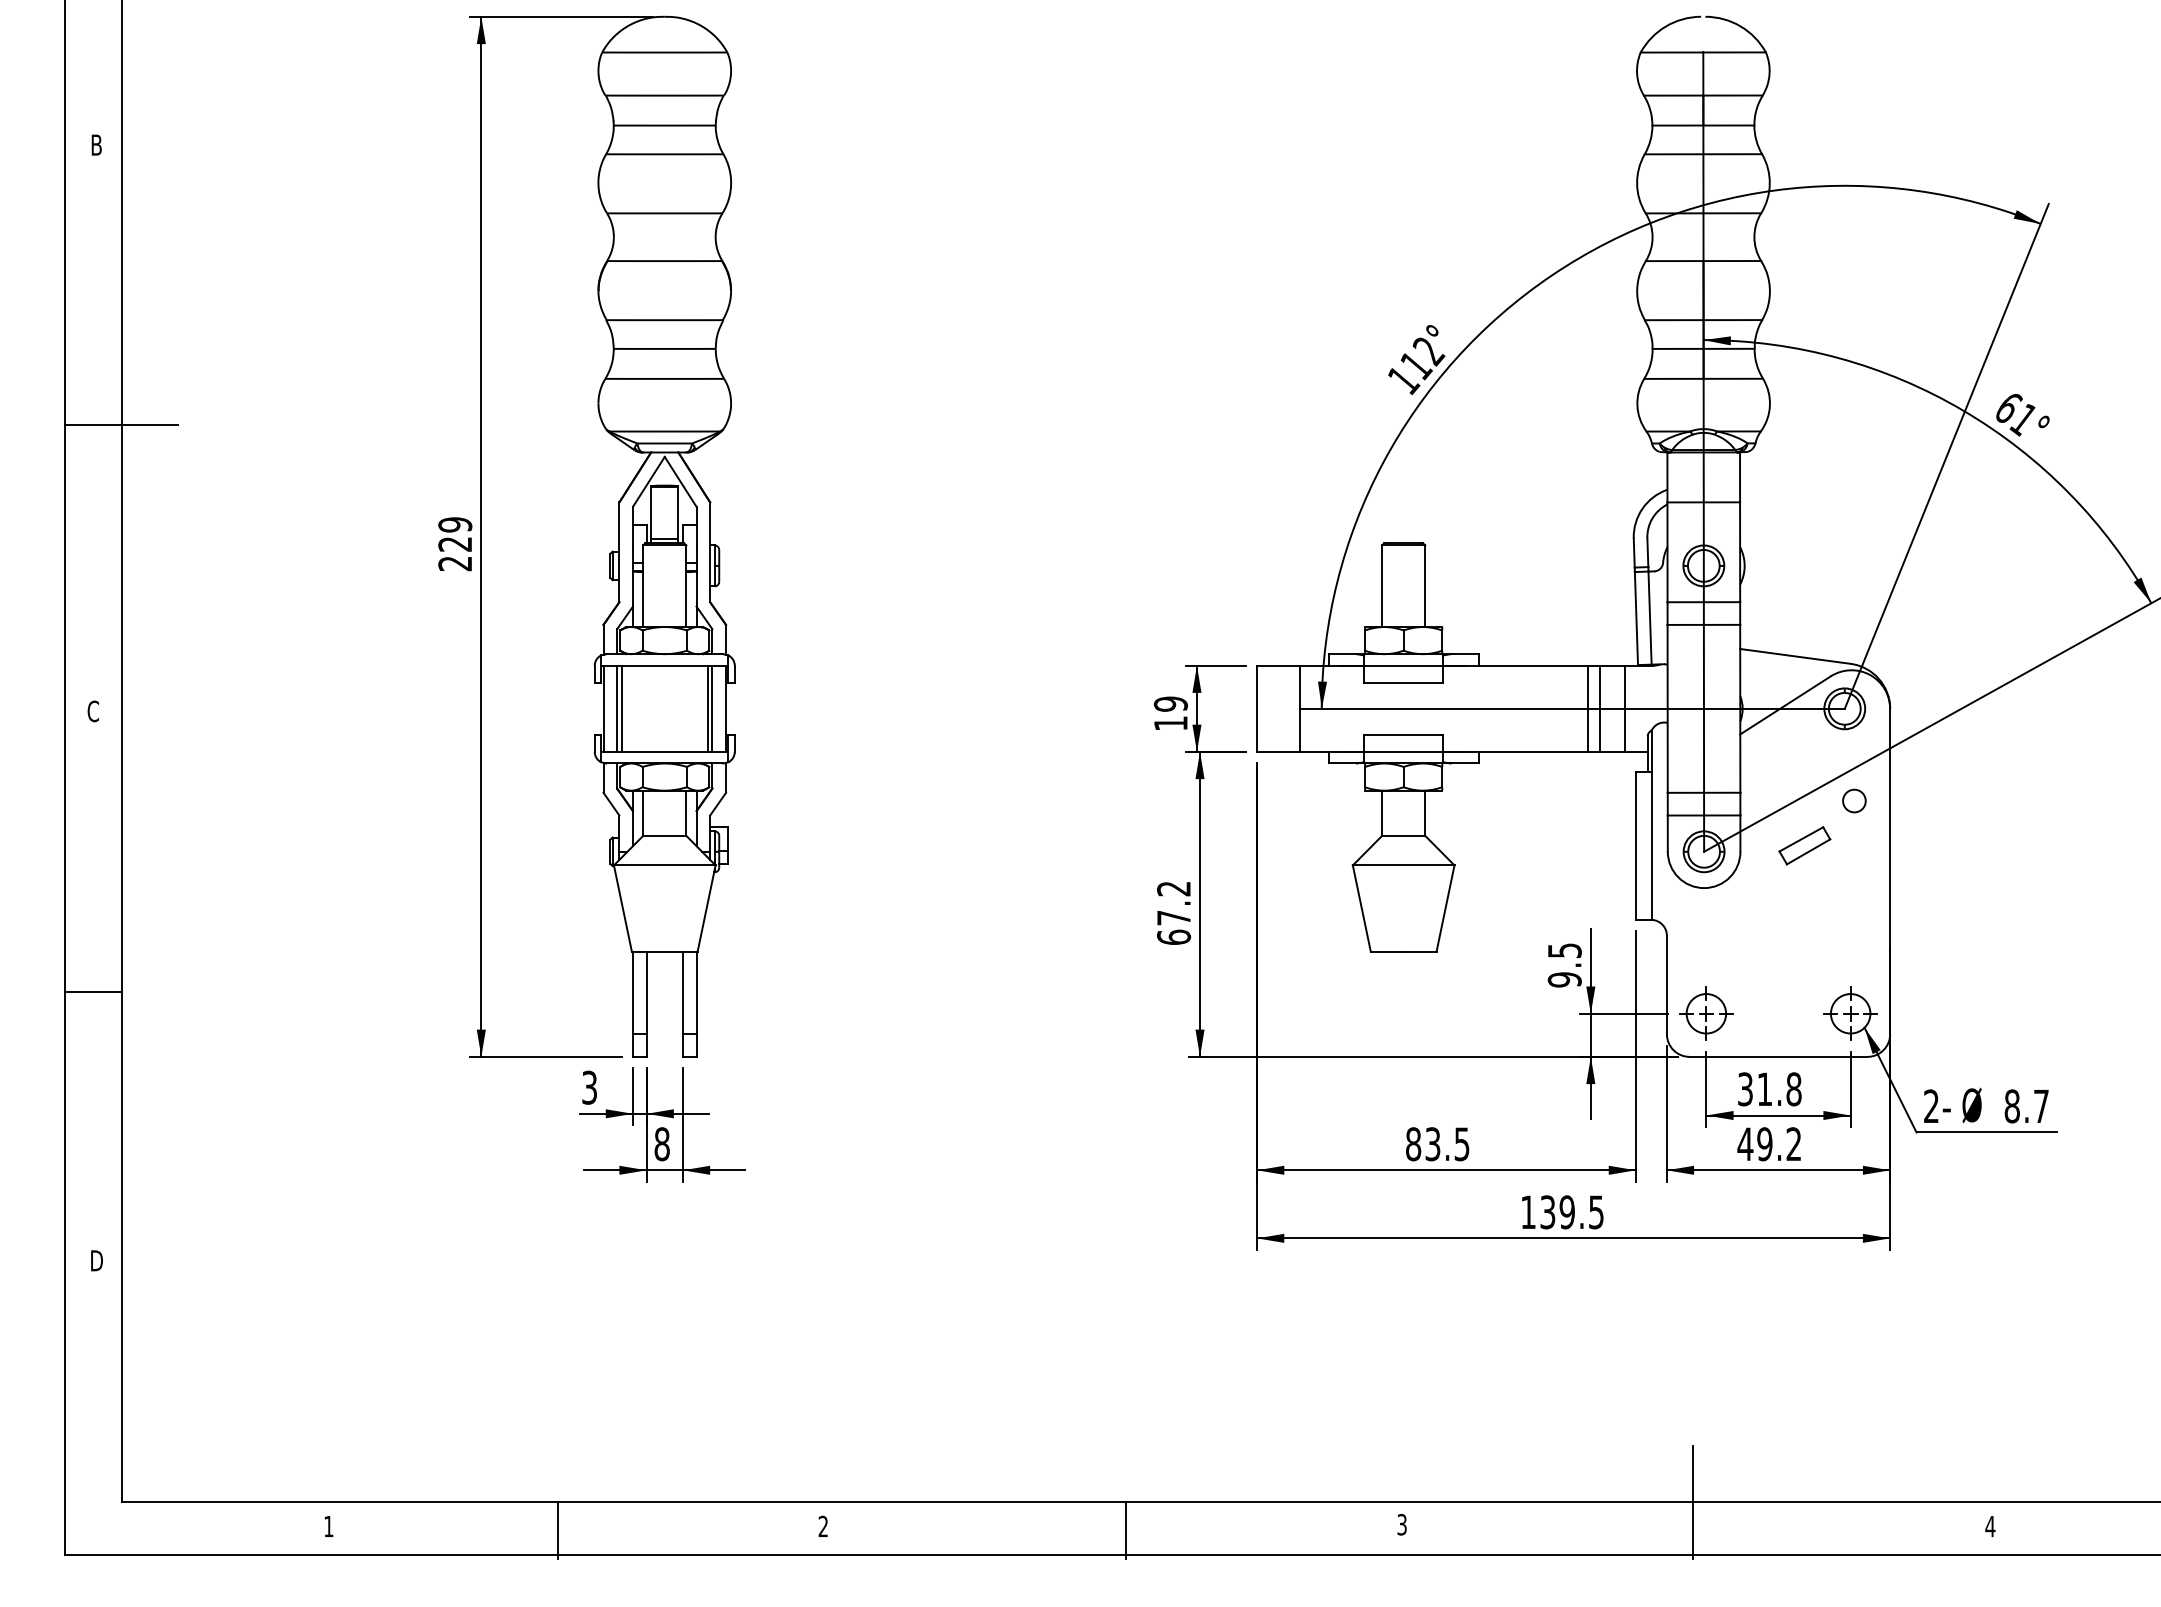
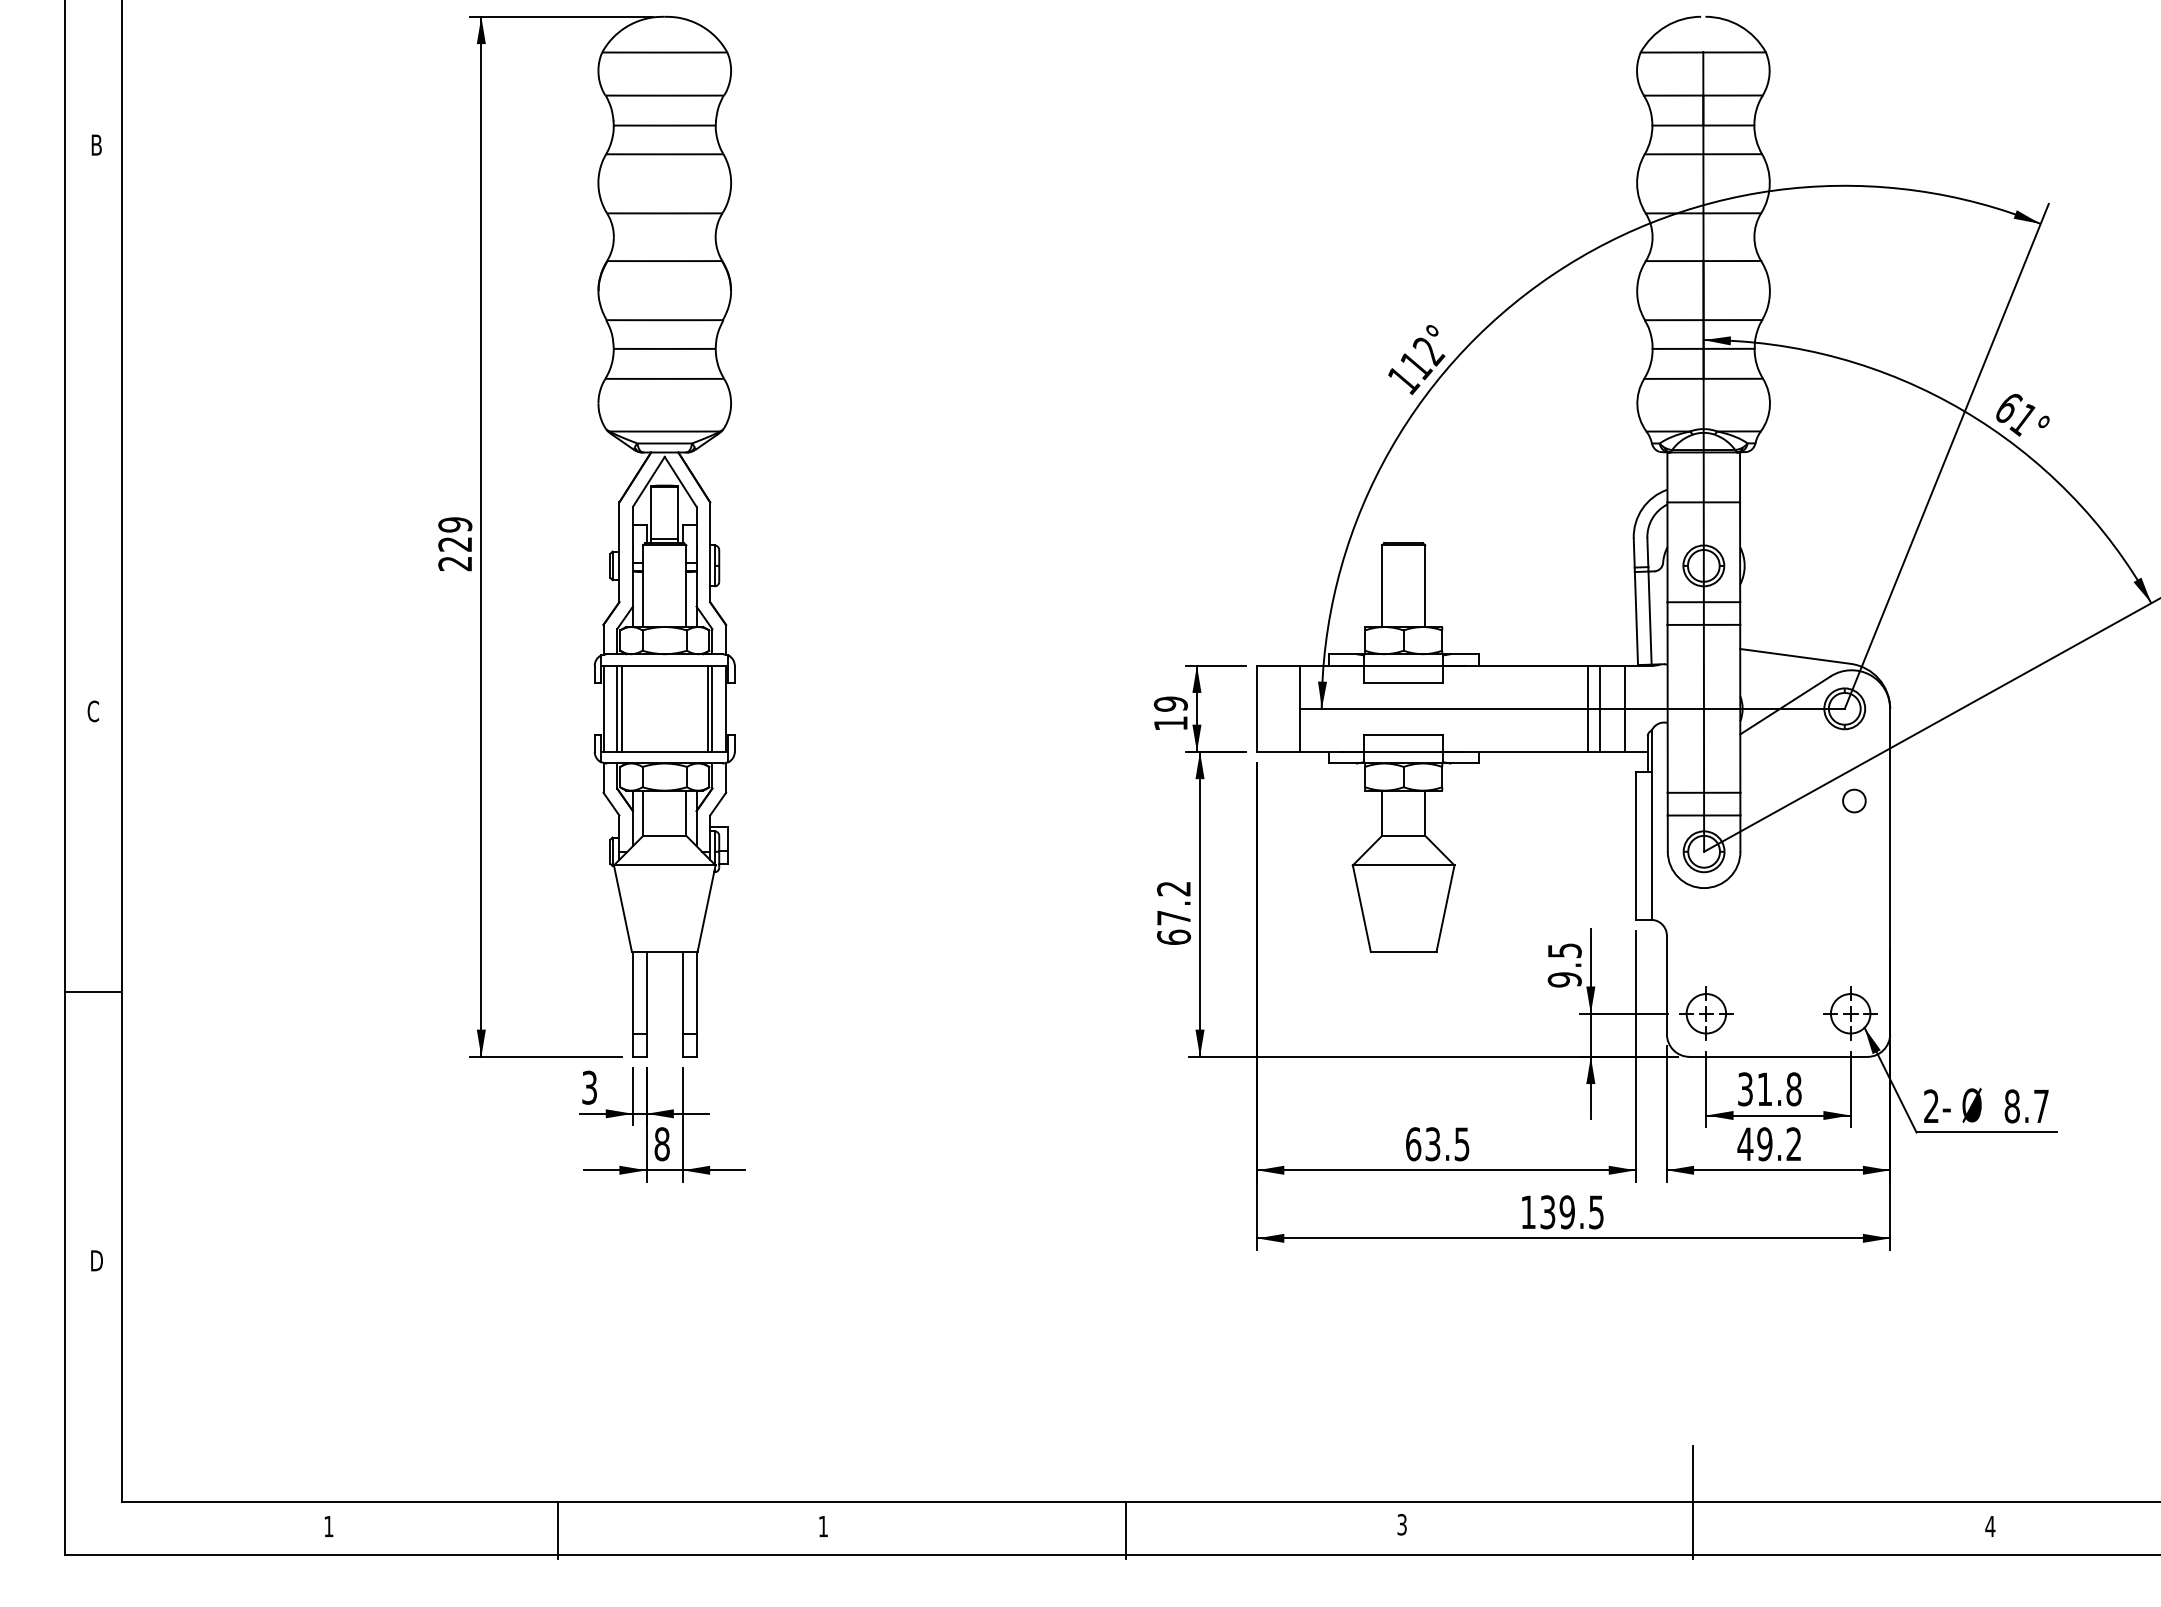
line: present -> none (121, 424)
part: present -> none (1804, 845)
text: 83.5 -> 63.5 (1413, 1144)
text: 2 -> 1 (822, 1525)
